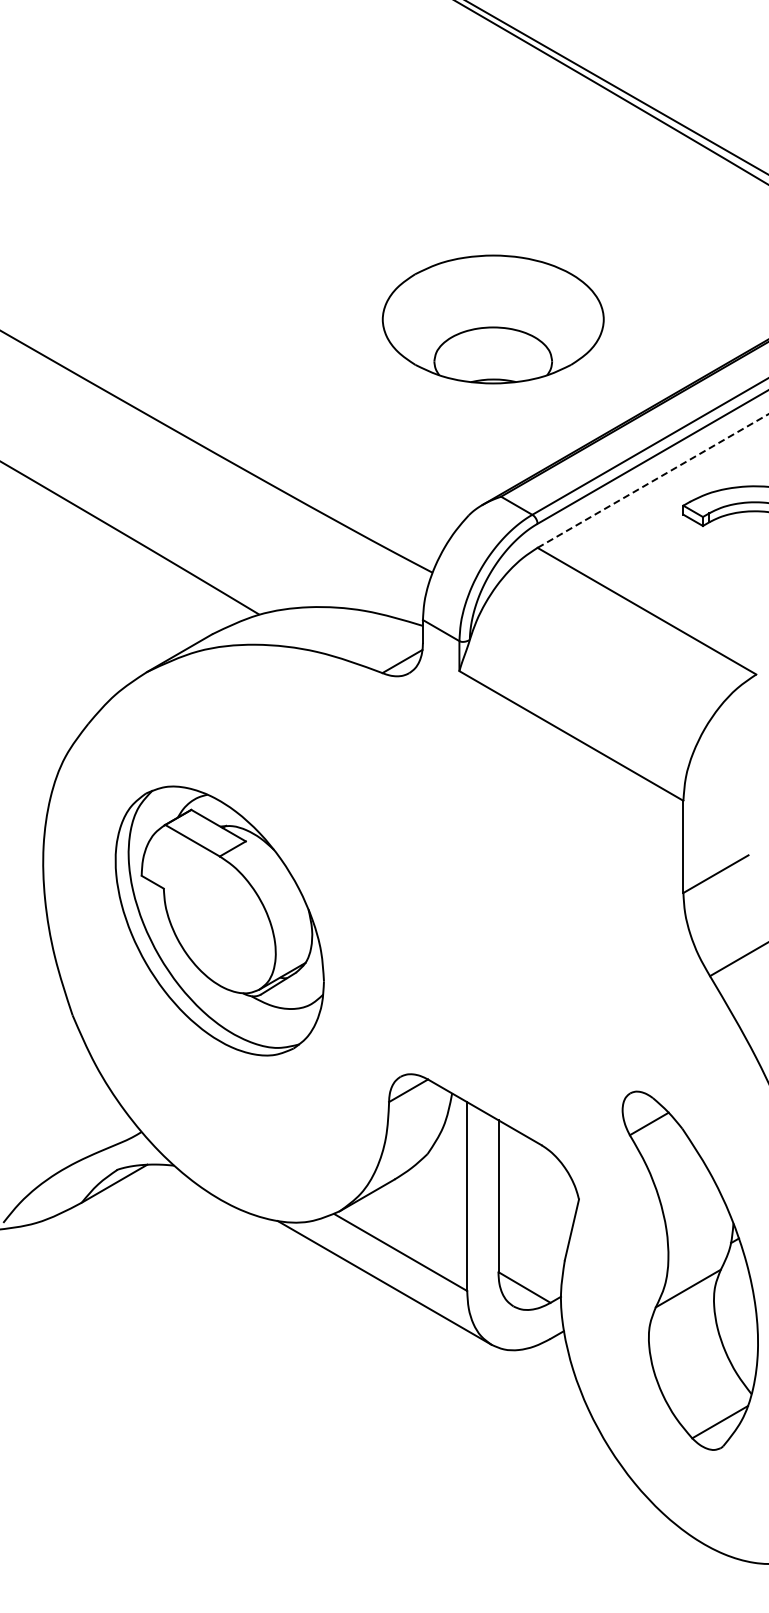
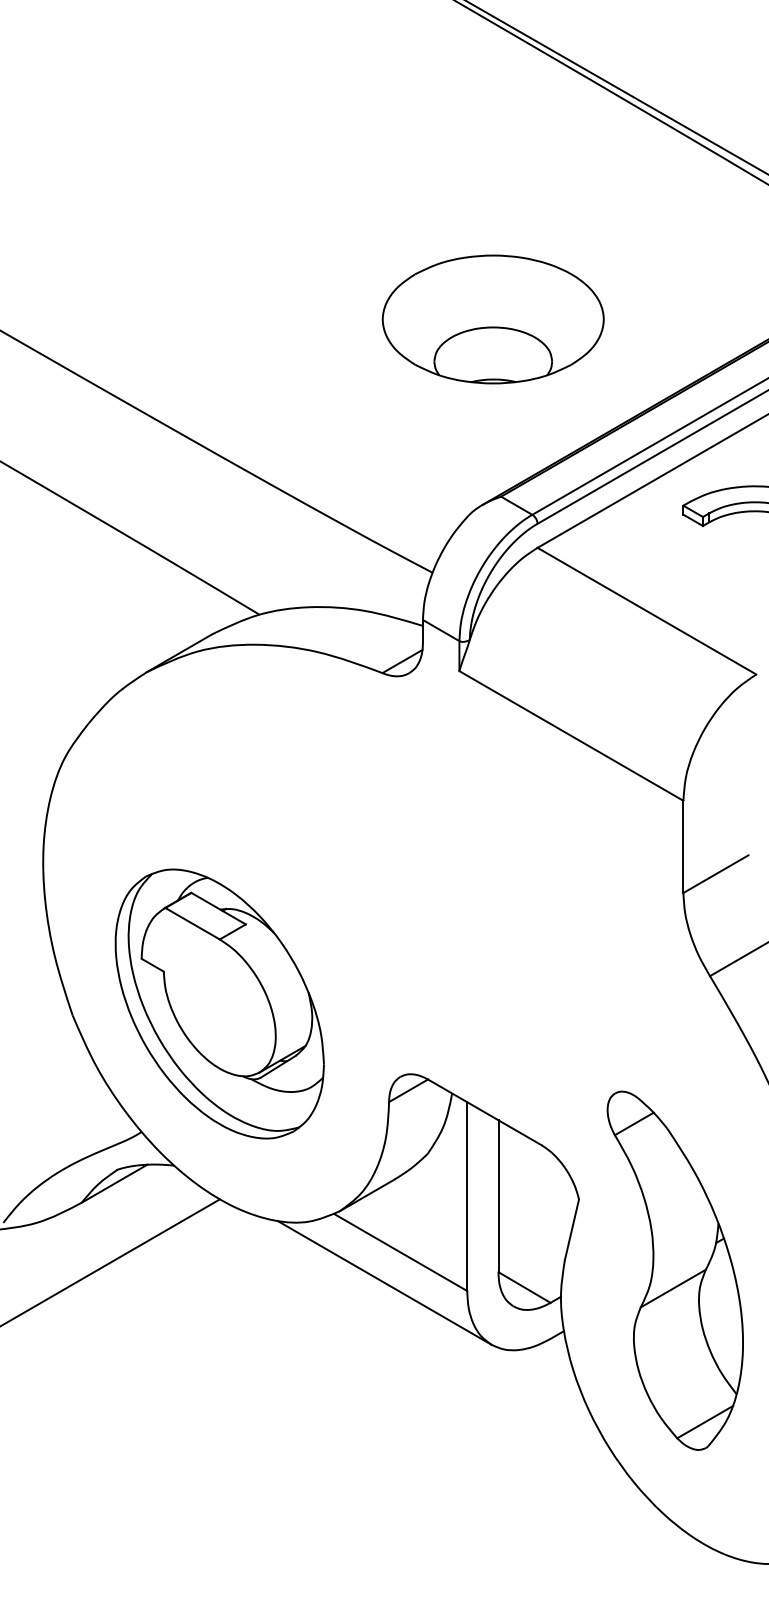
line: dashed -> solid (653, 480)
part position: (219, 920) -> (219, 1003) (219, 1003)
line: none -> present (110, 1262)
part position: (689, 1270) -> (674, 1270) (674, 1270)
